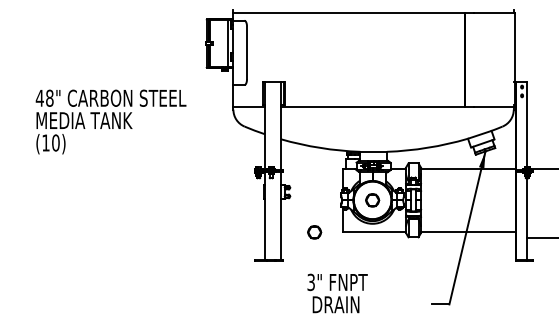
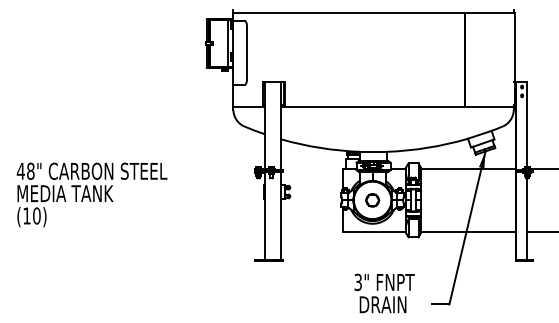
text position: (110, 121) -> (91, 194) (91, 194)
part: present -> none (314, 232)
line position: (541, 237) -> (541, 231) (541, 231)
text position: (337, 293) -> (384, 293) (384, 293)
